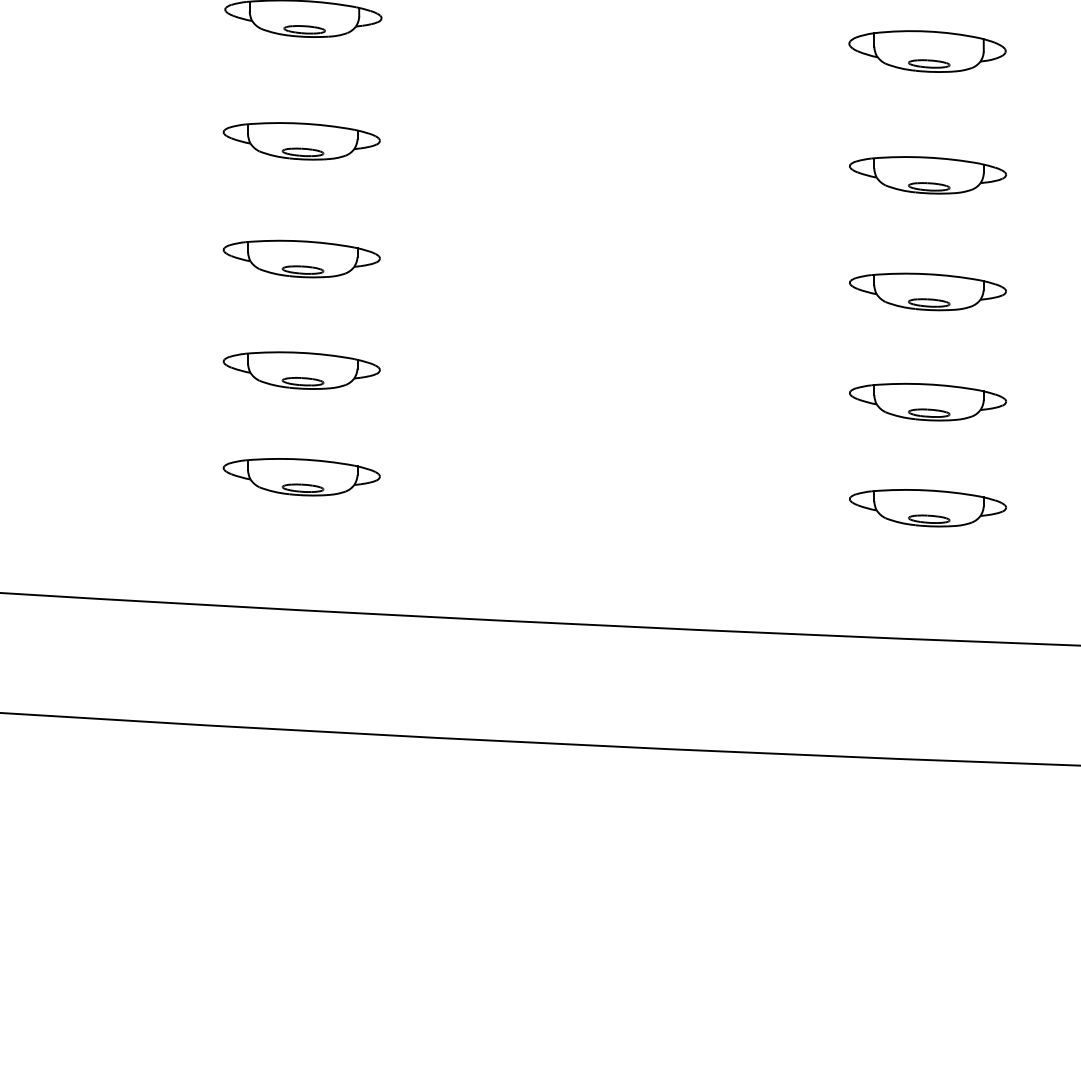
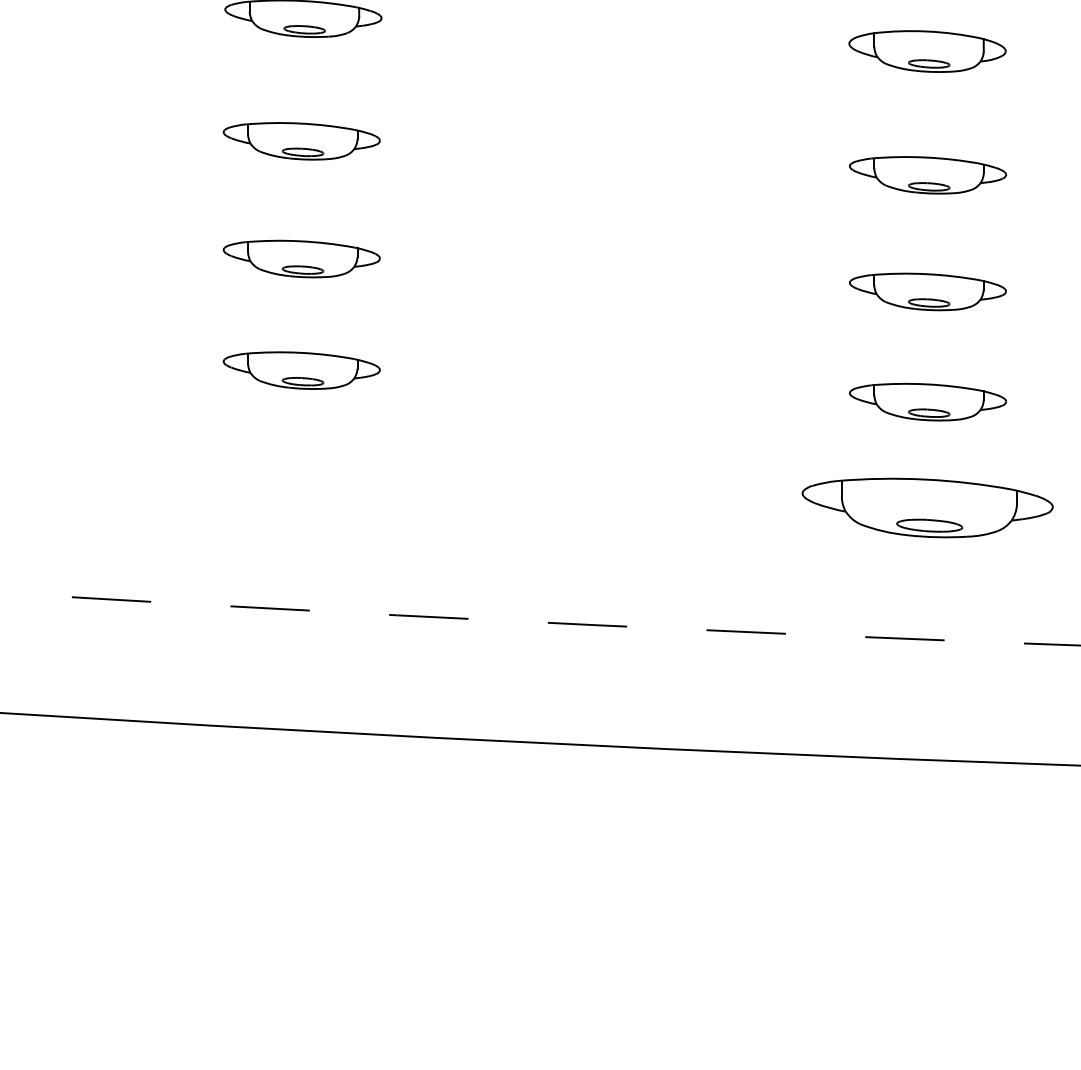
part: present -> none (301, 477)
part size: 159x39 px -> 253x62 px (927, 507)
arc: solid -> dashed (541, 622)
